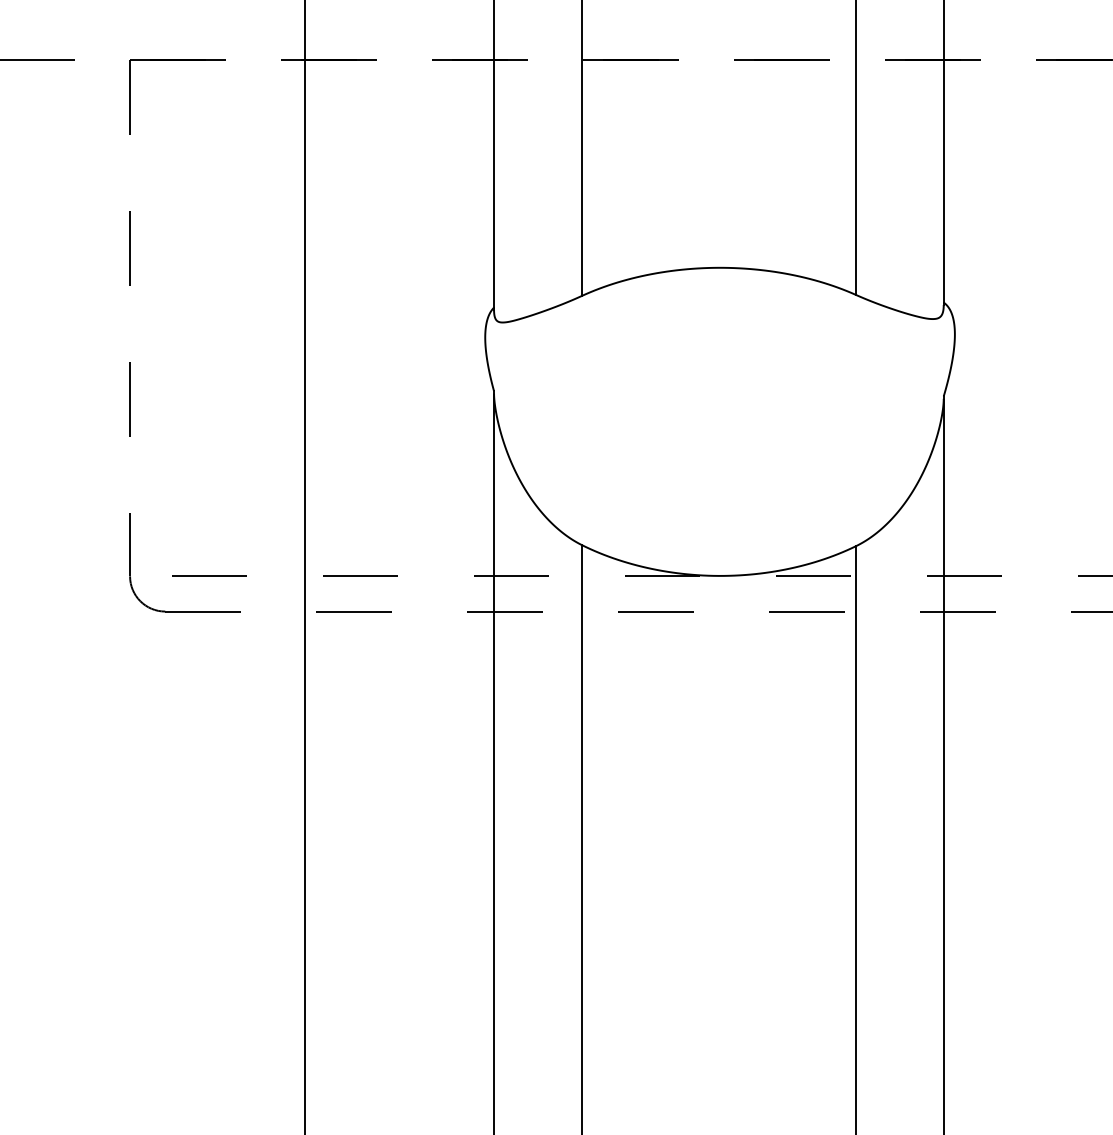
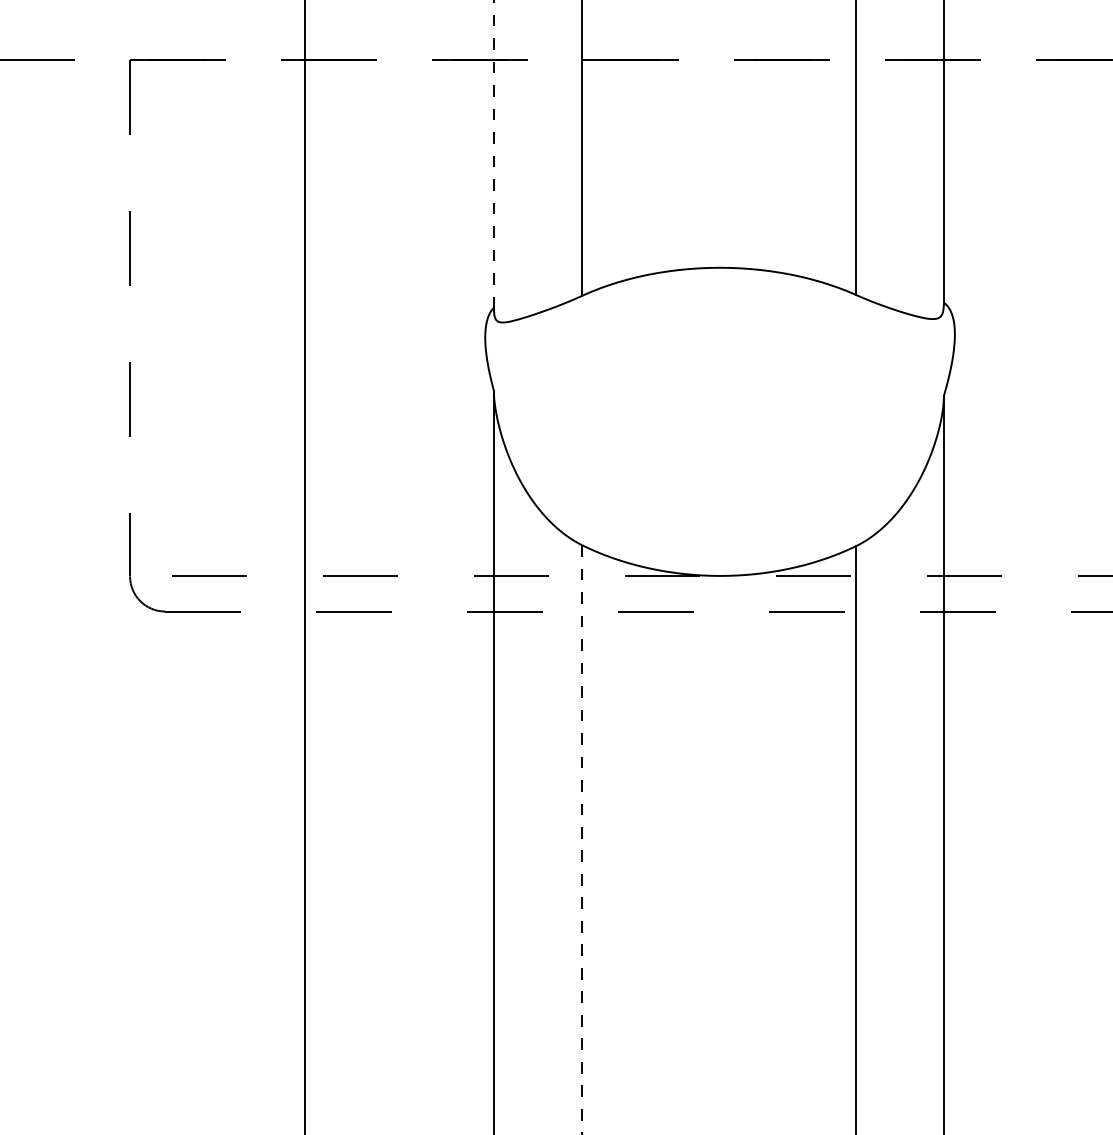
line: solid -> dashed (494, 154)
line: solid -> dashed (582, 839)
